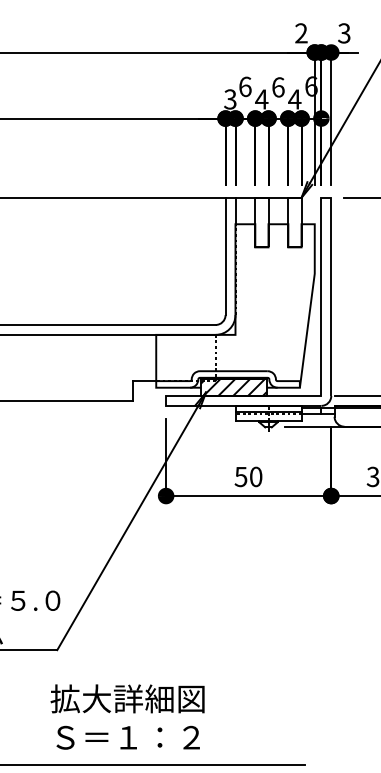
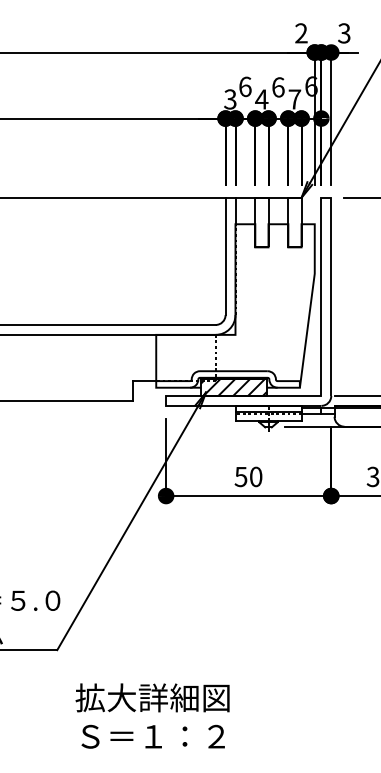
text: 4 -> 7 (294, 99)
text position: (127, 716) -> (152, 715) (152, 715)
line: present -> none (153, 765)
